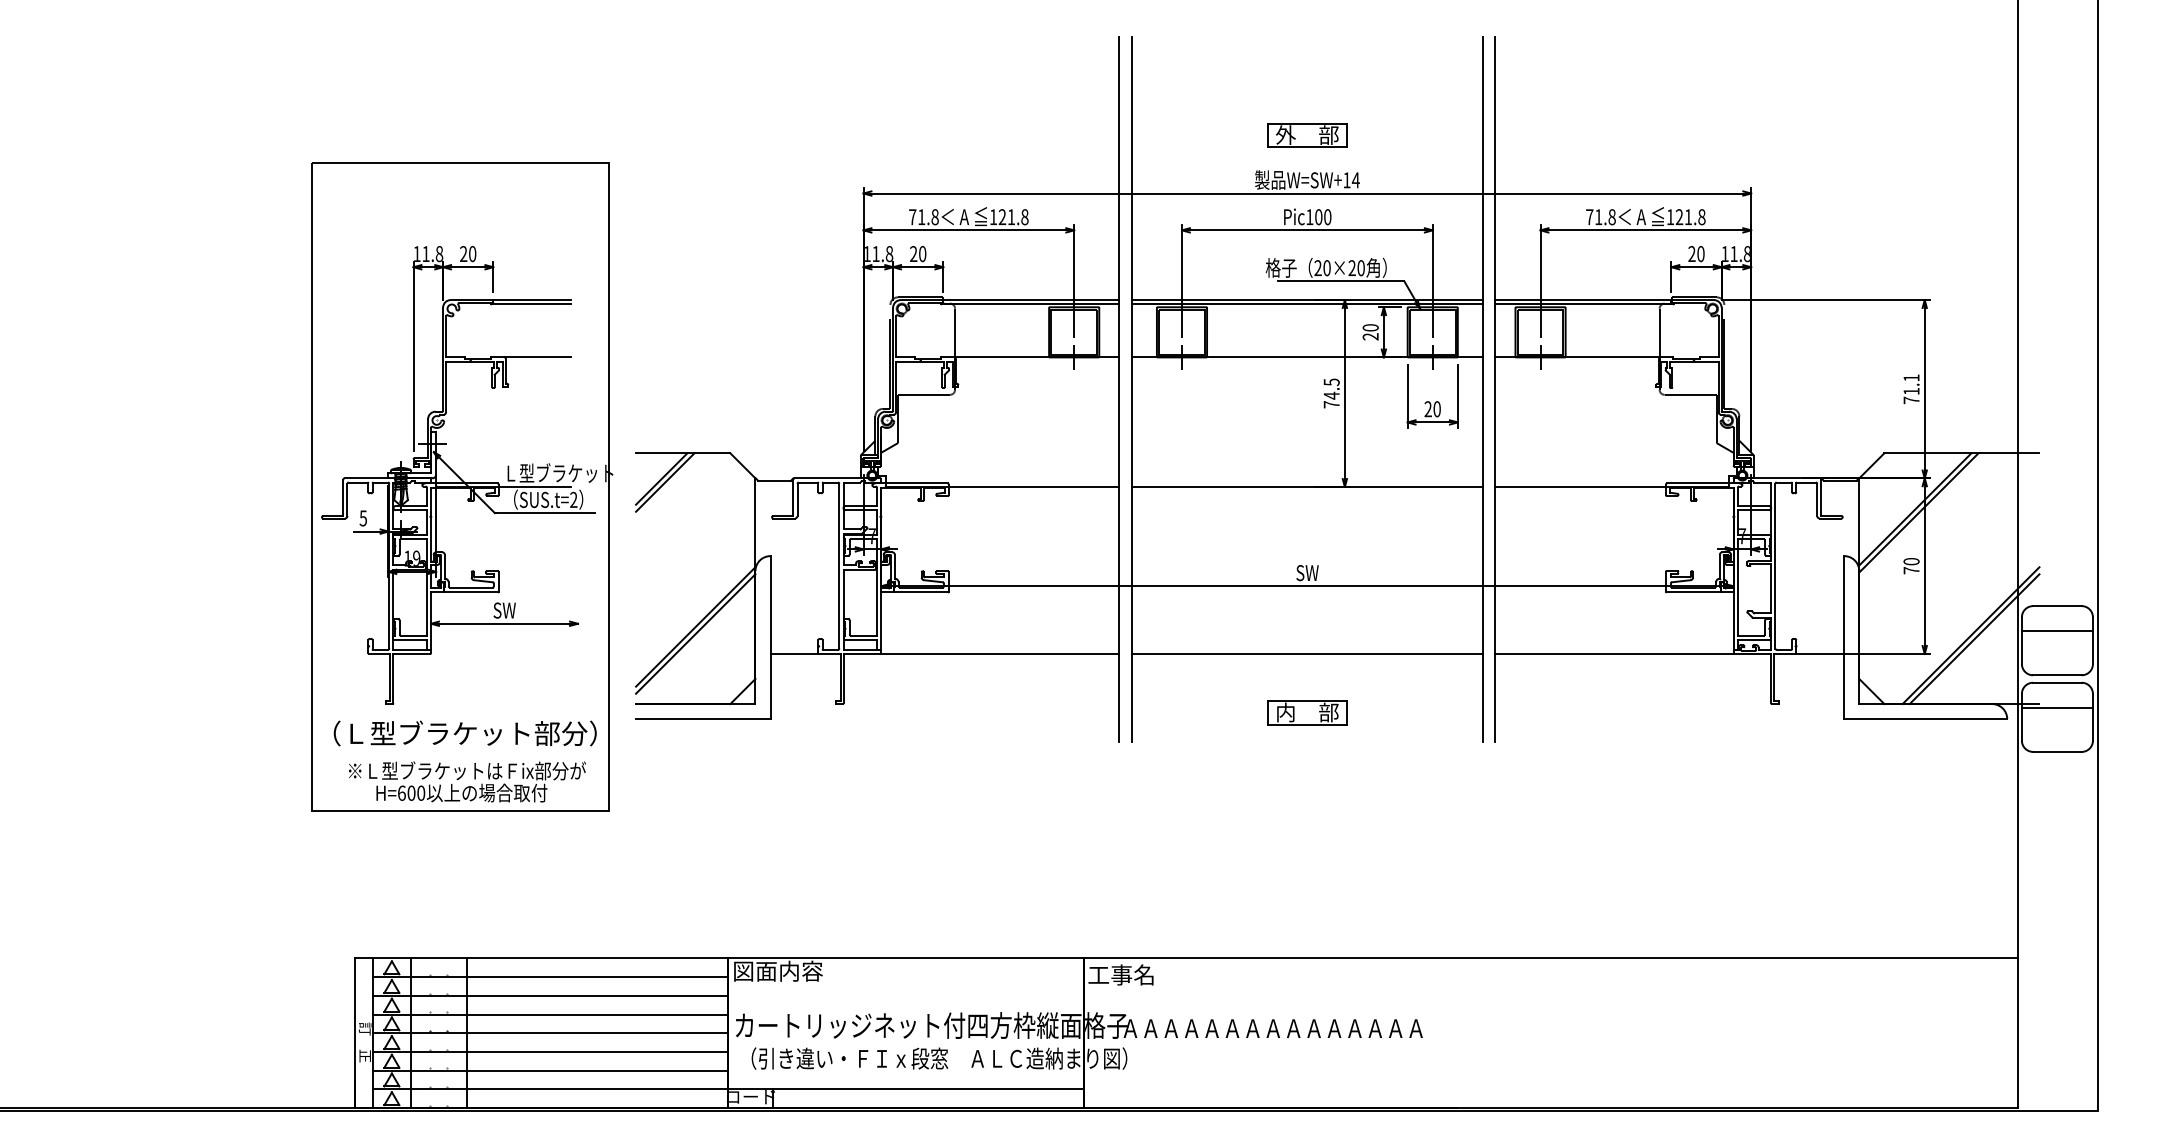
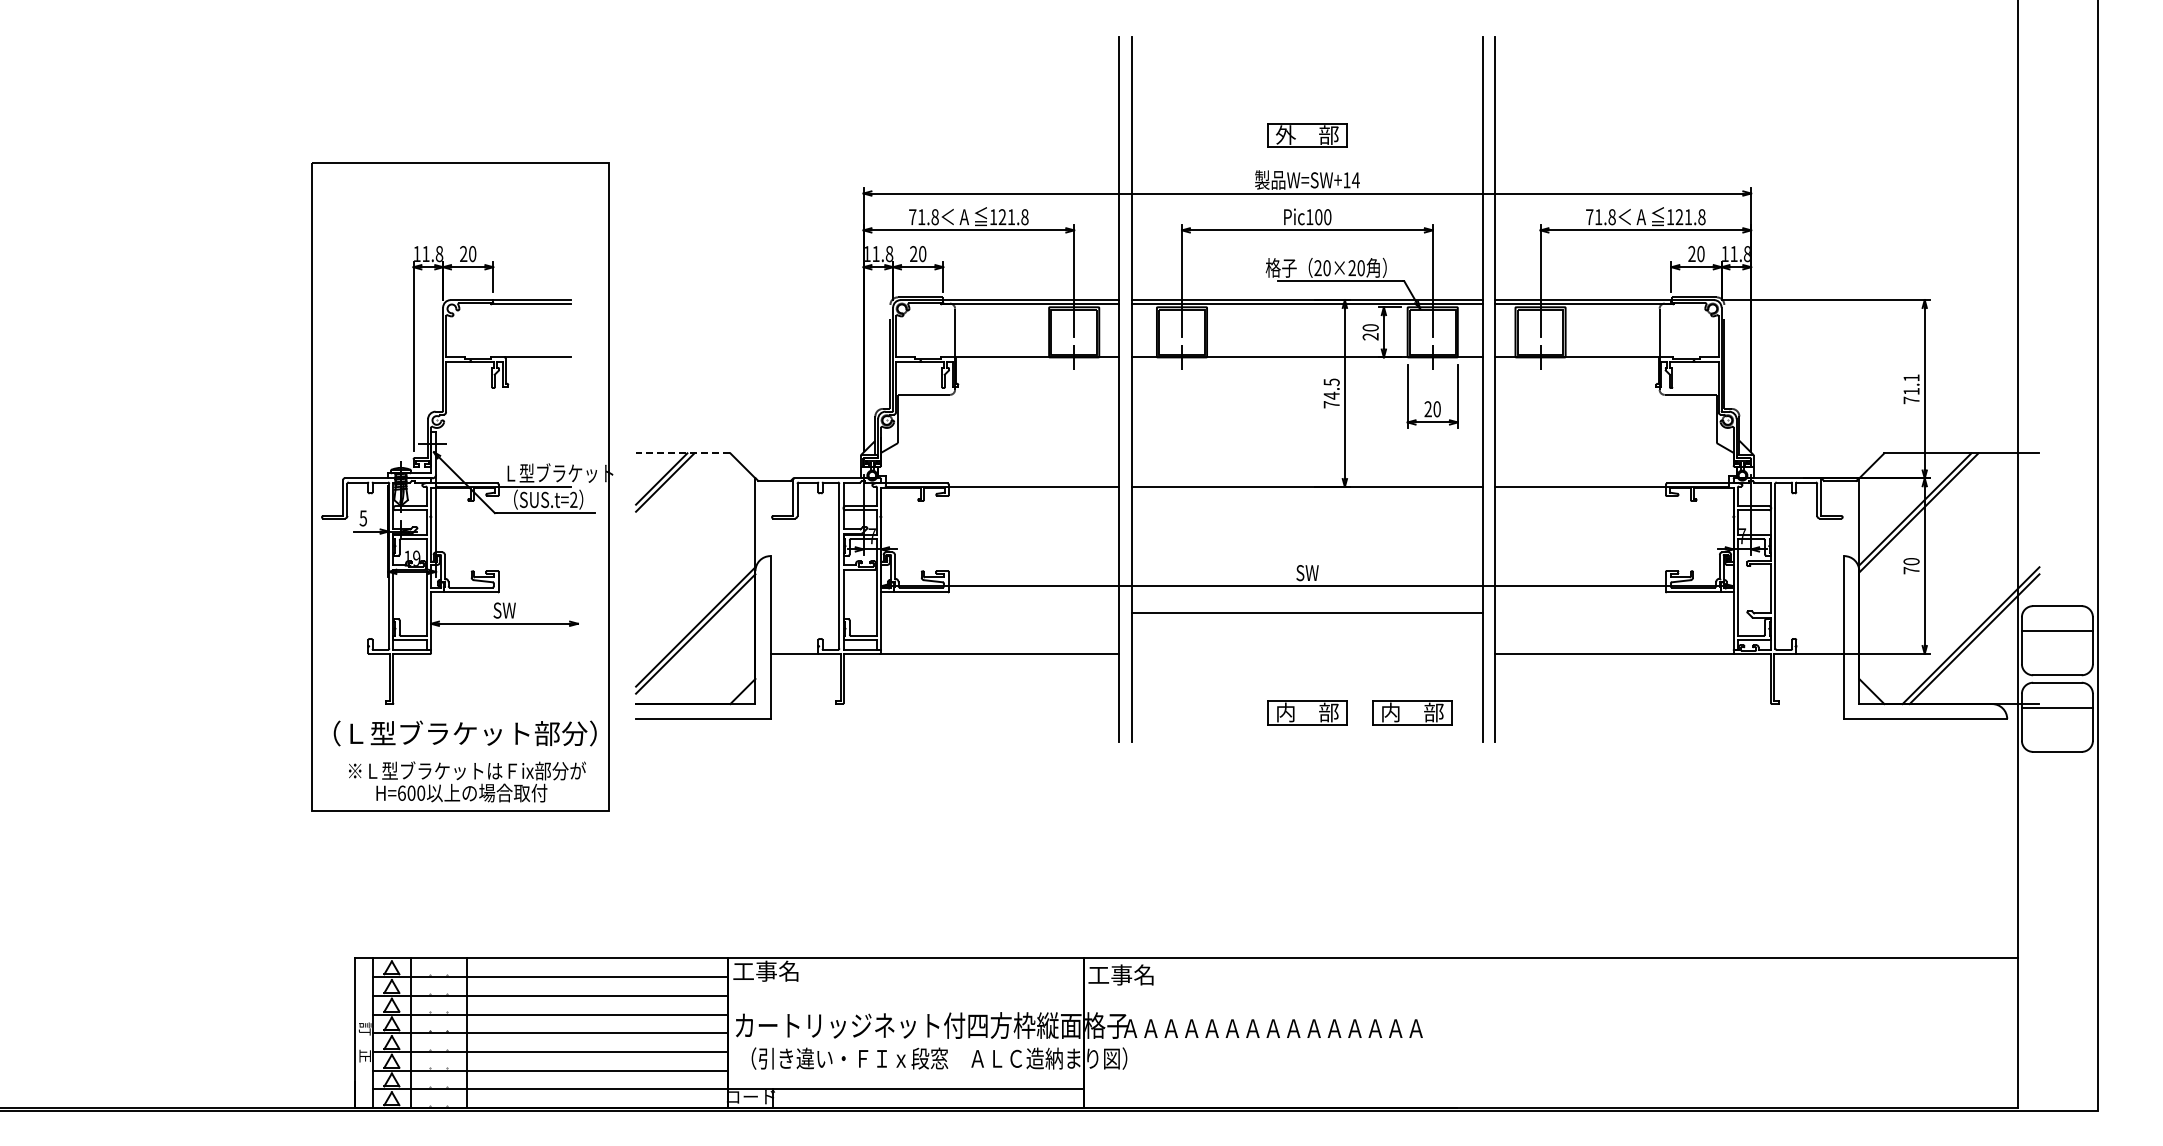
line: solid -> dashed (682, 453)
line position: (1306, 653) -> (1306, 612) (1306, 612)
part: none -> present (1412, 712)
text: 図面内容 -> 工事名 (777, 970)
